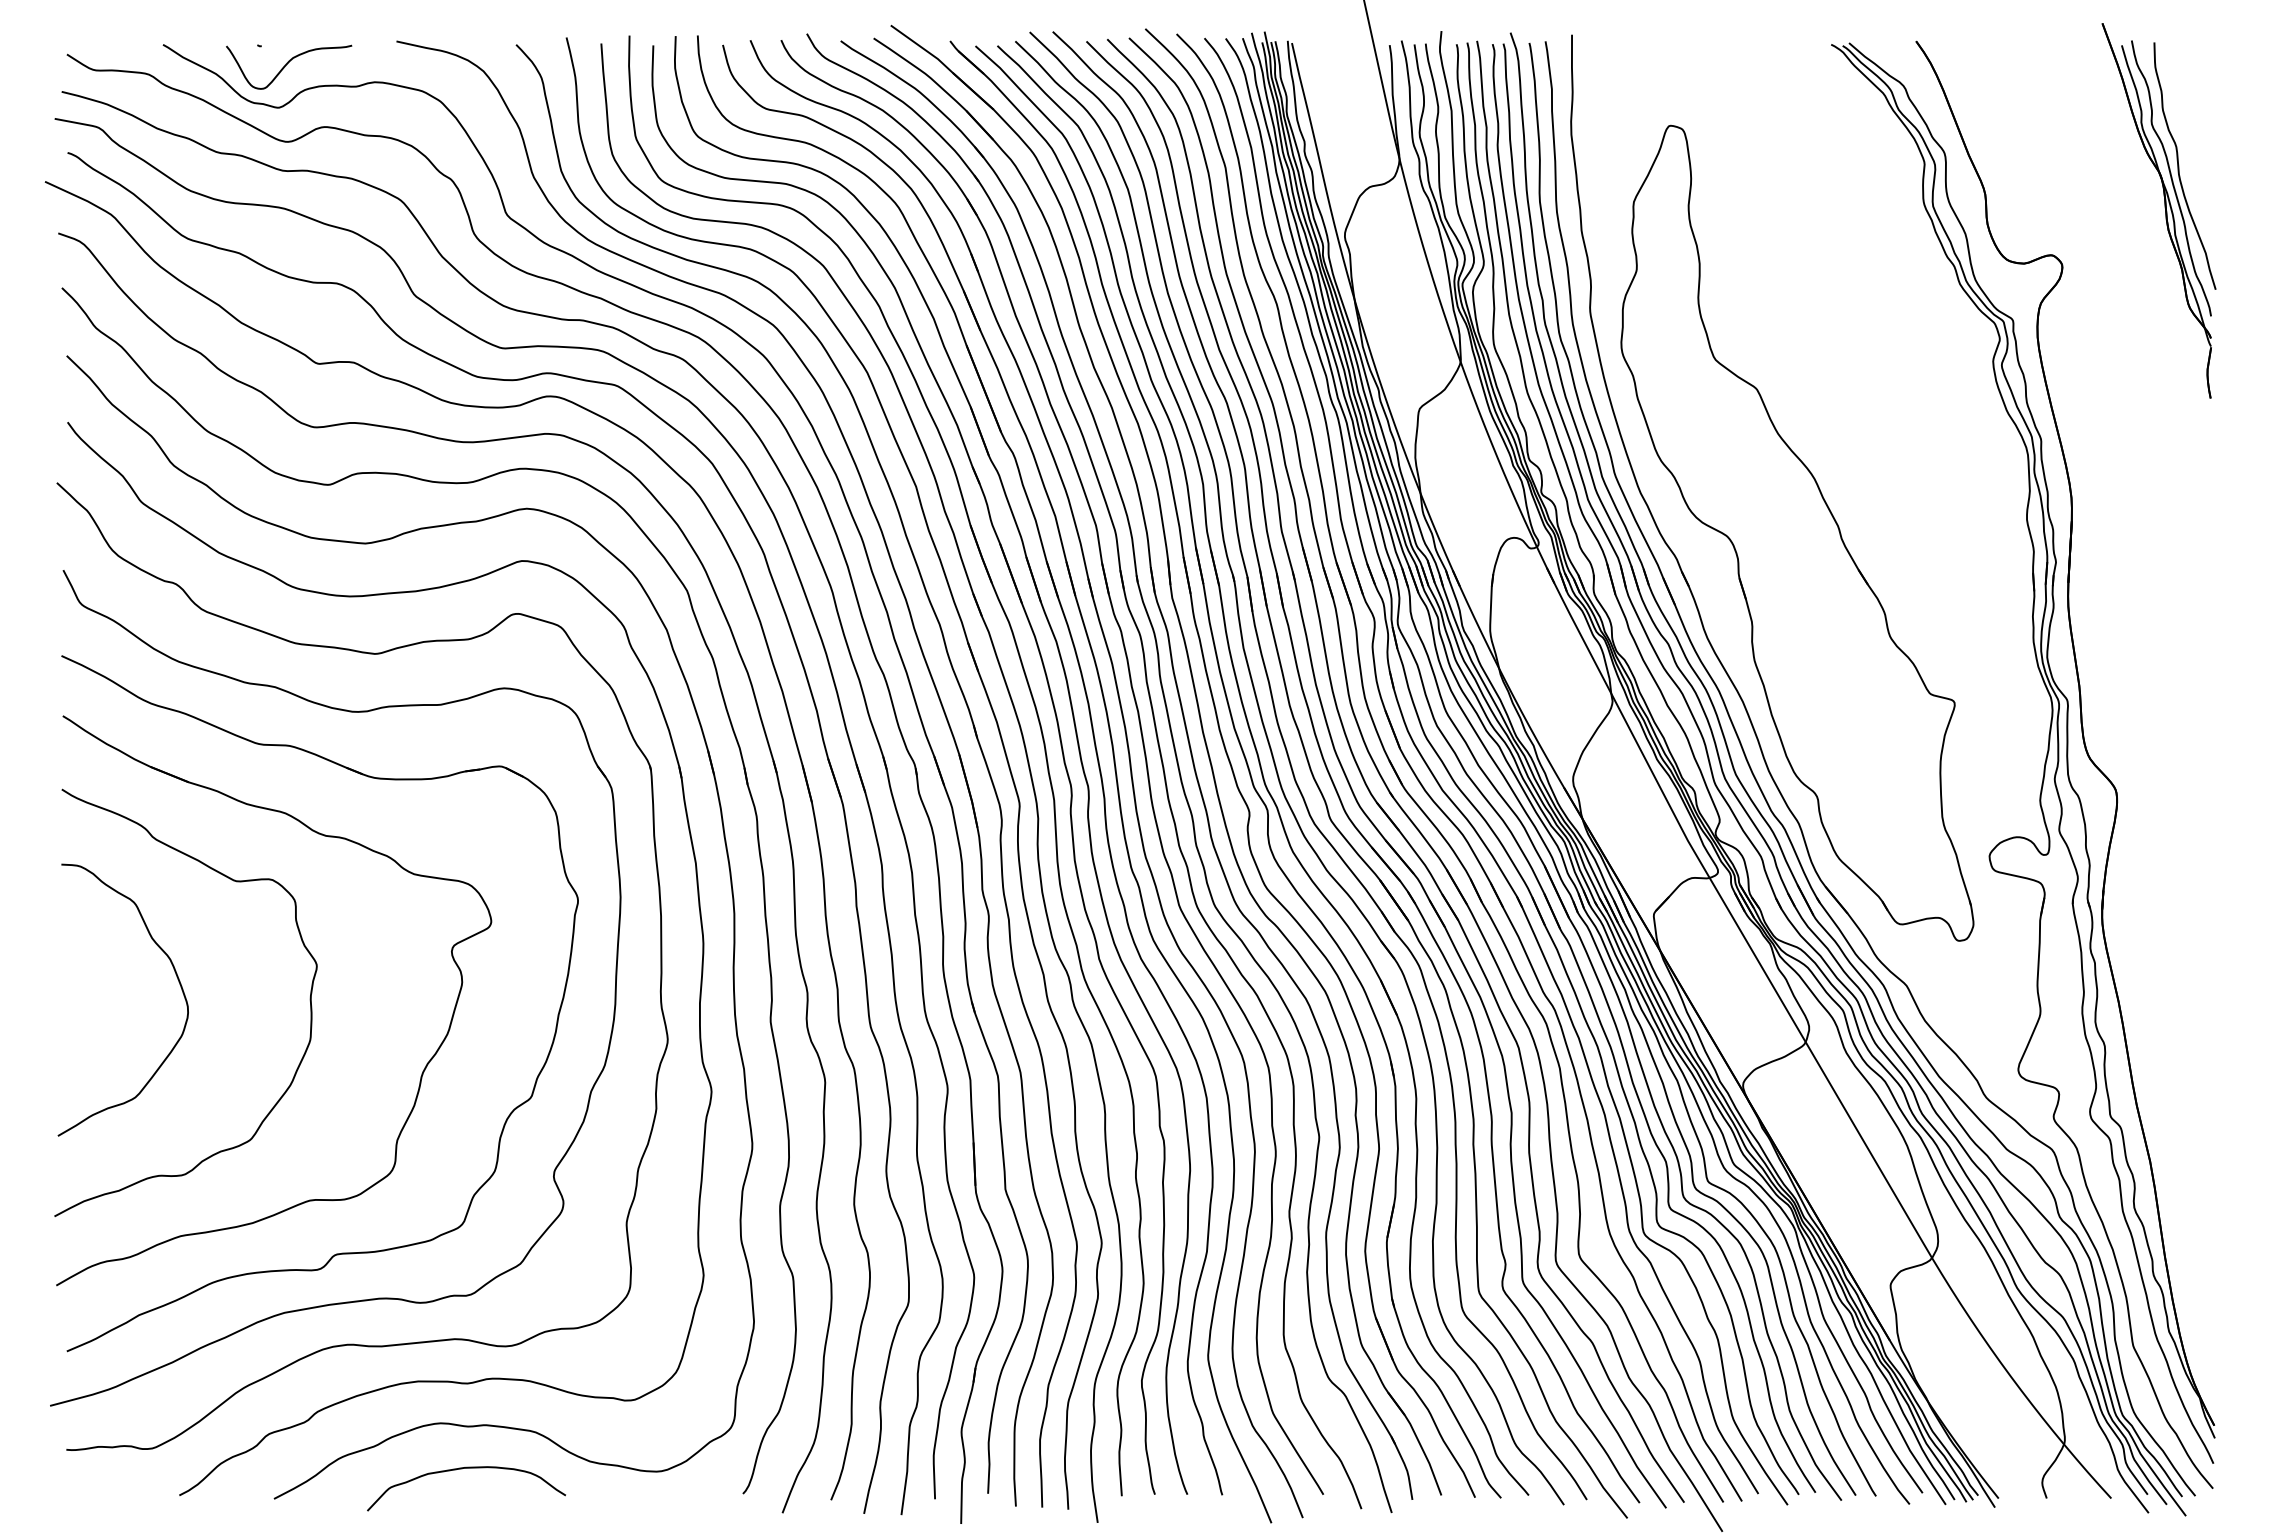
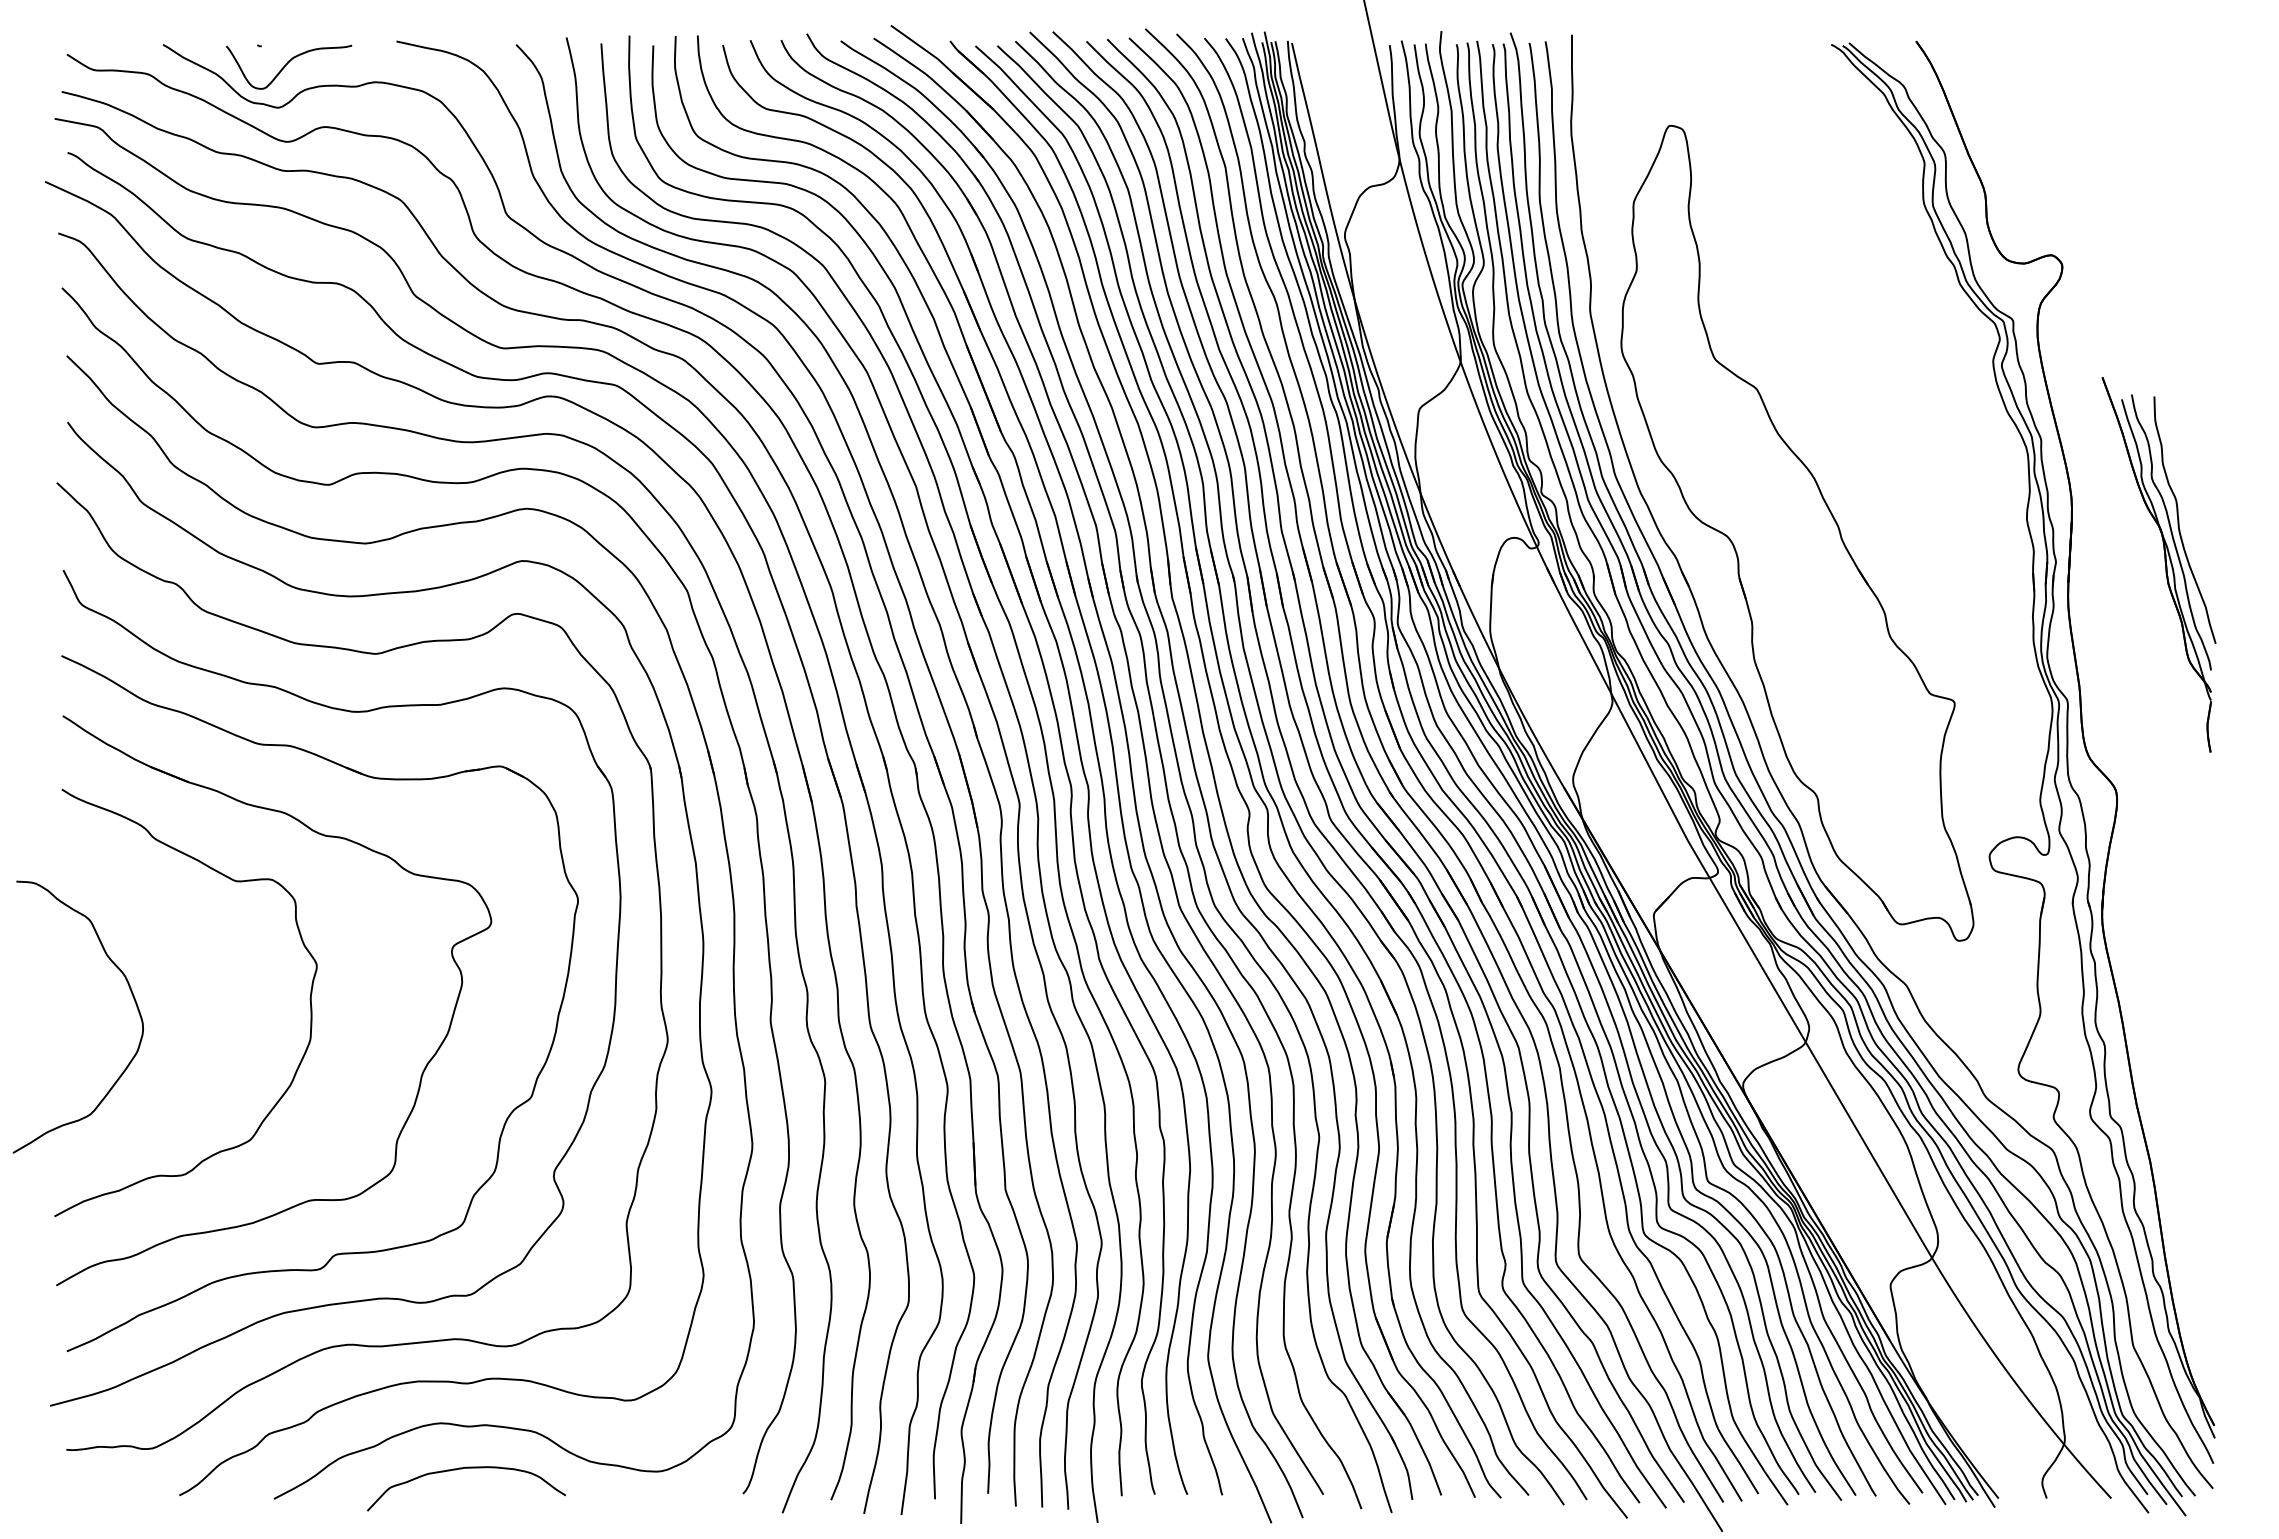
part position: (2164, 207) -> (2164, 561) (2164, 561)
curve position: (176, 977) -> (131, 994) (131, 994)
